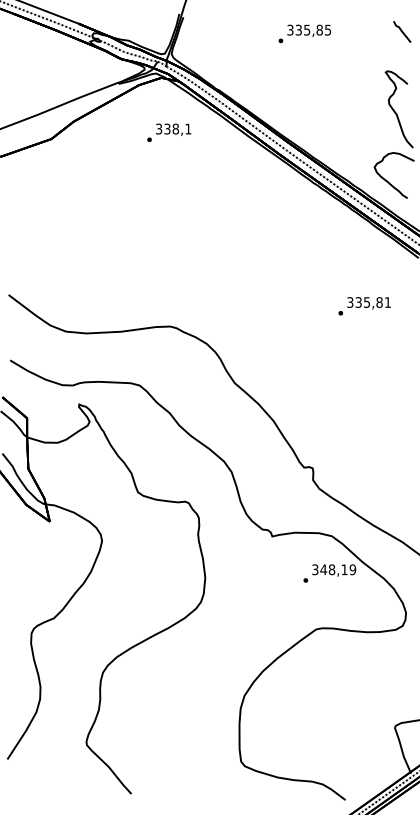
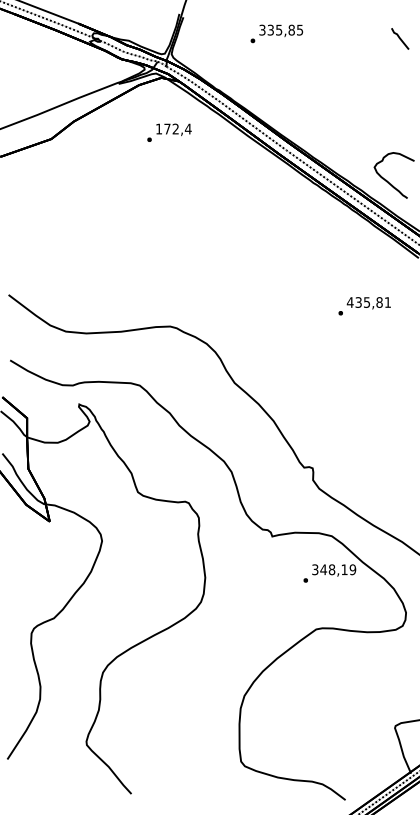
line position: (402, 31) -> (400, 38) (400, 38)
text position: (304, 33) -> (276, 33) (276, 33)
curve: present -> none (395, 111)
text: 338,1 -> 172,4 (173, 128)
text: 335,81 -> 435,81 (349, 302)
